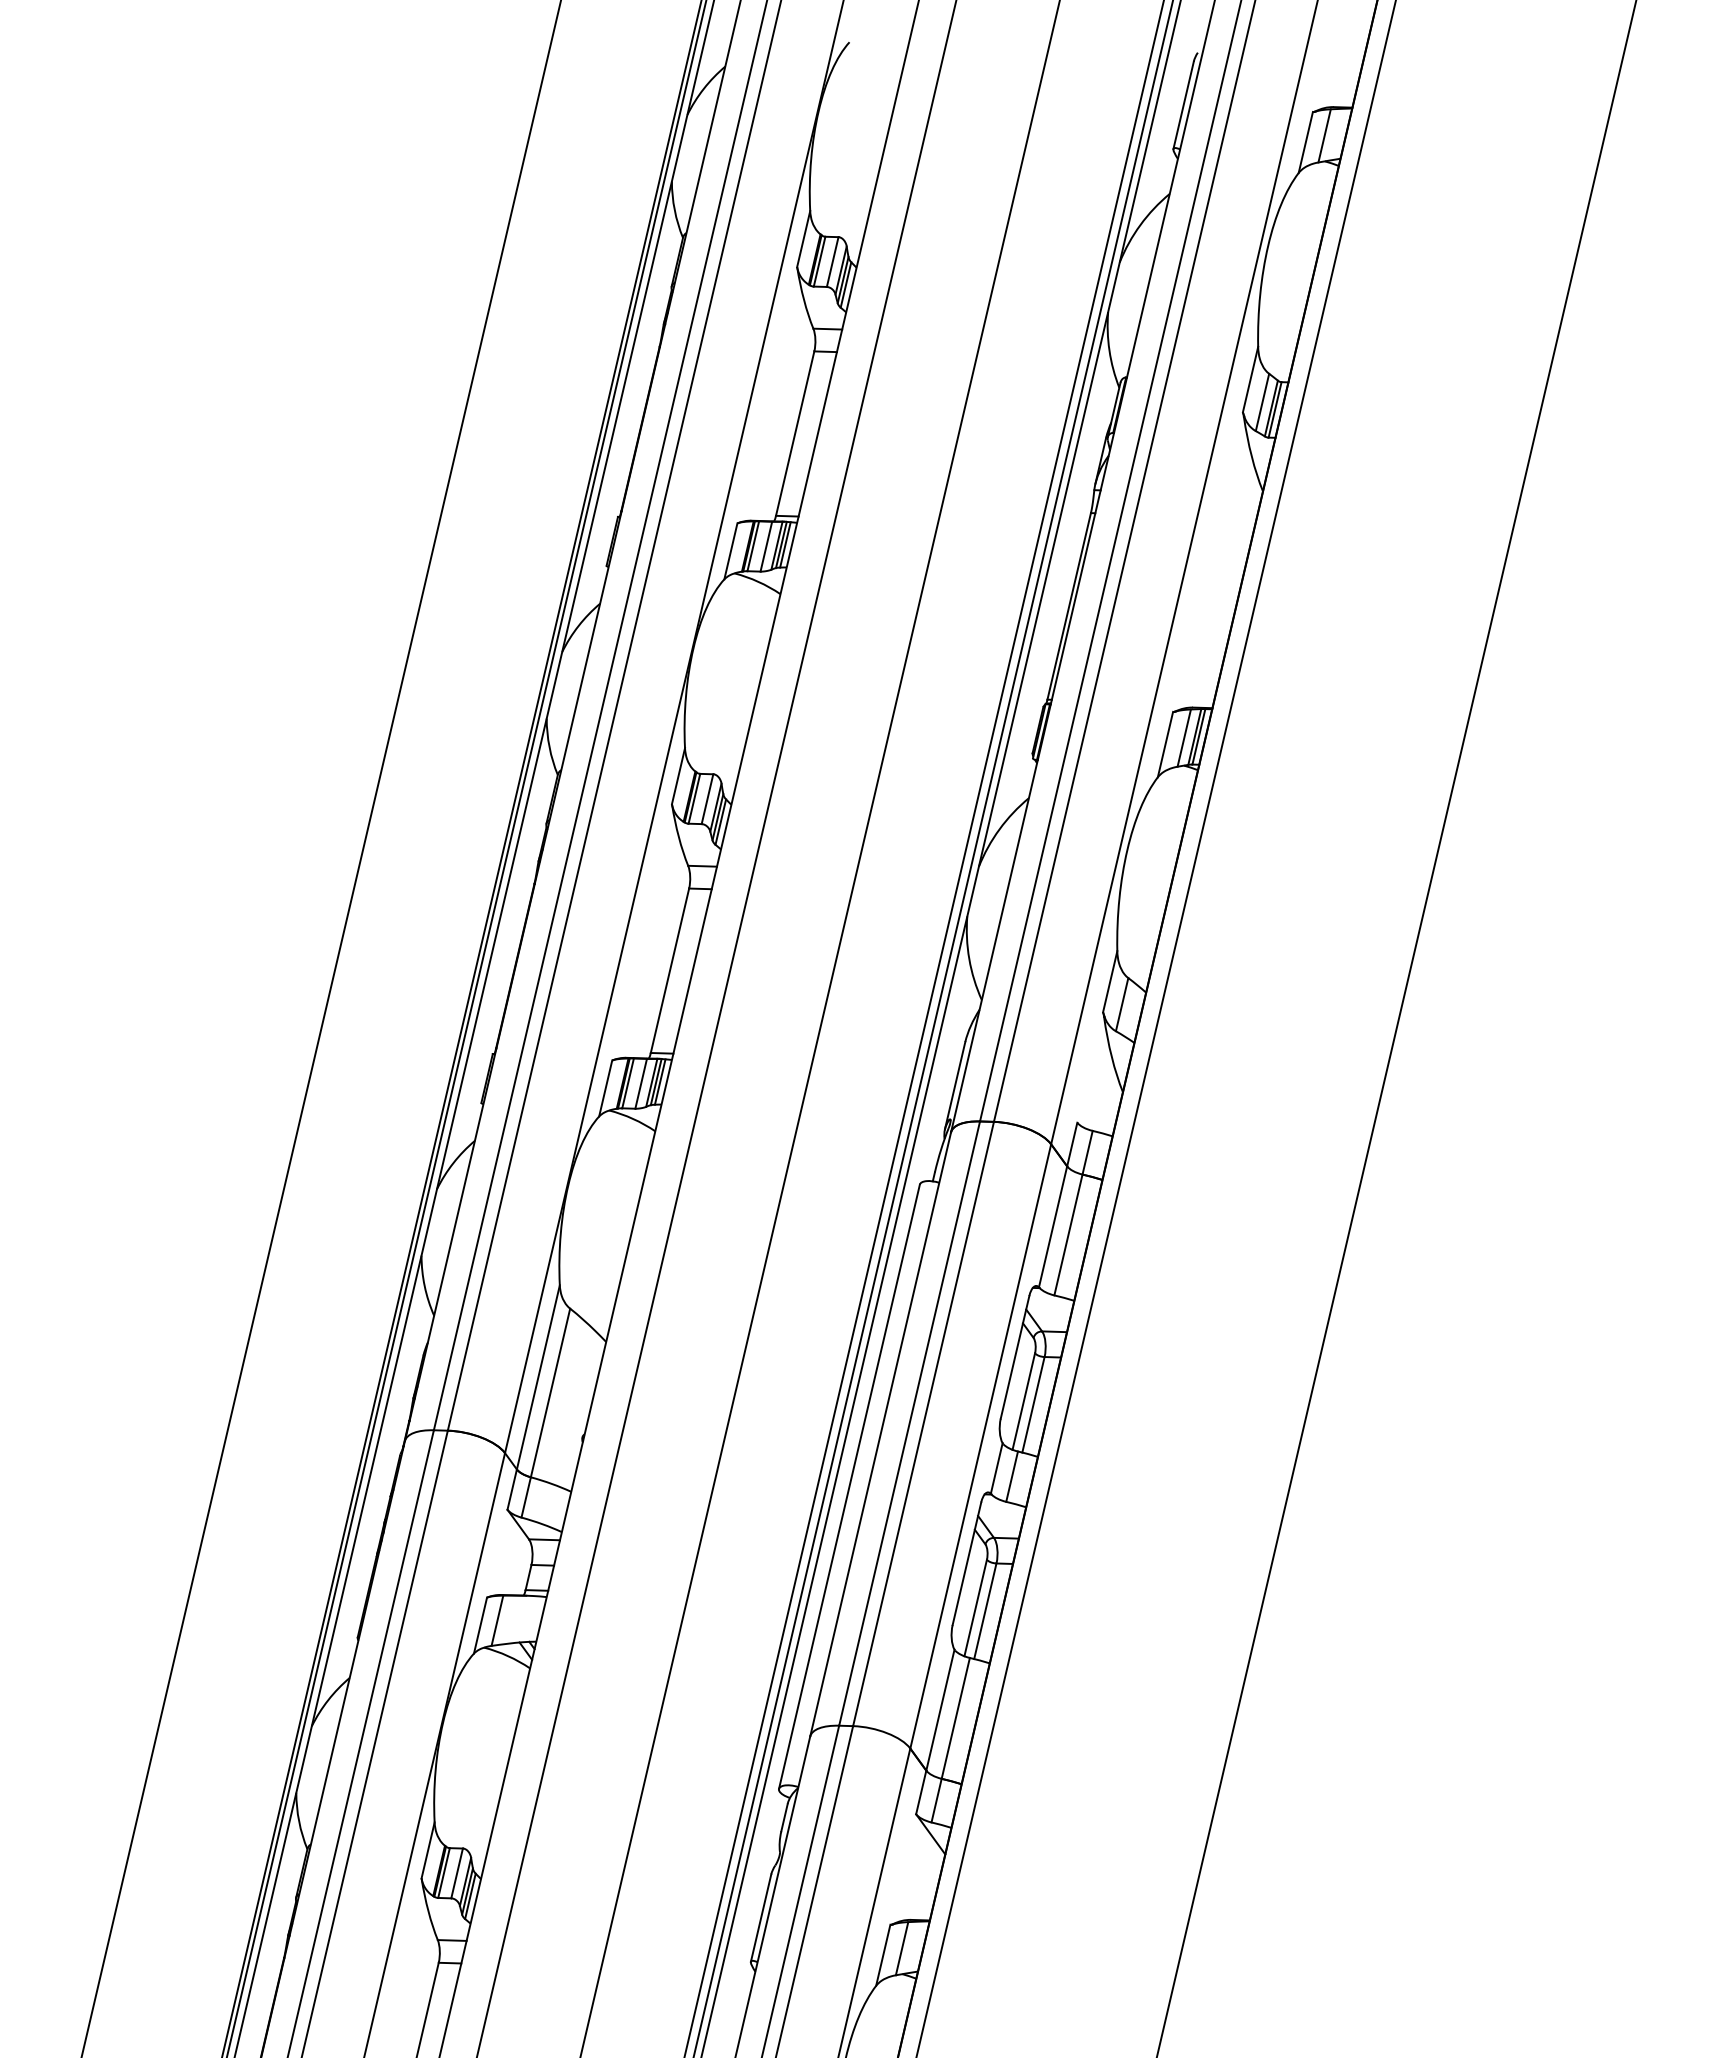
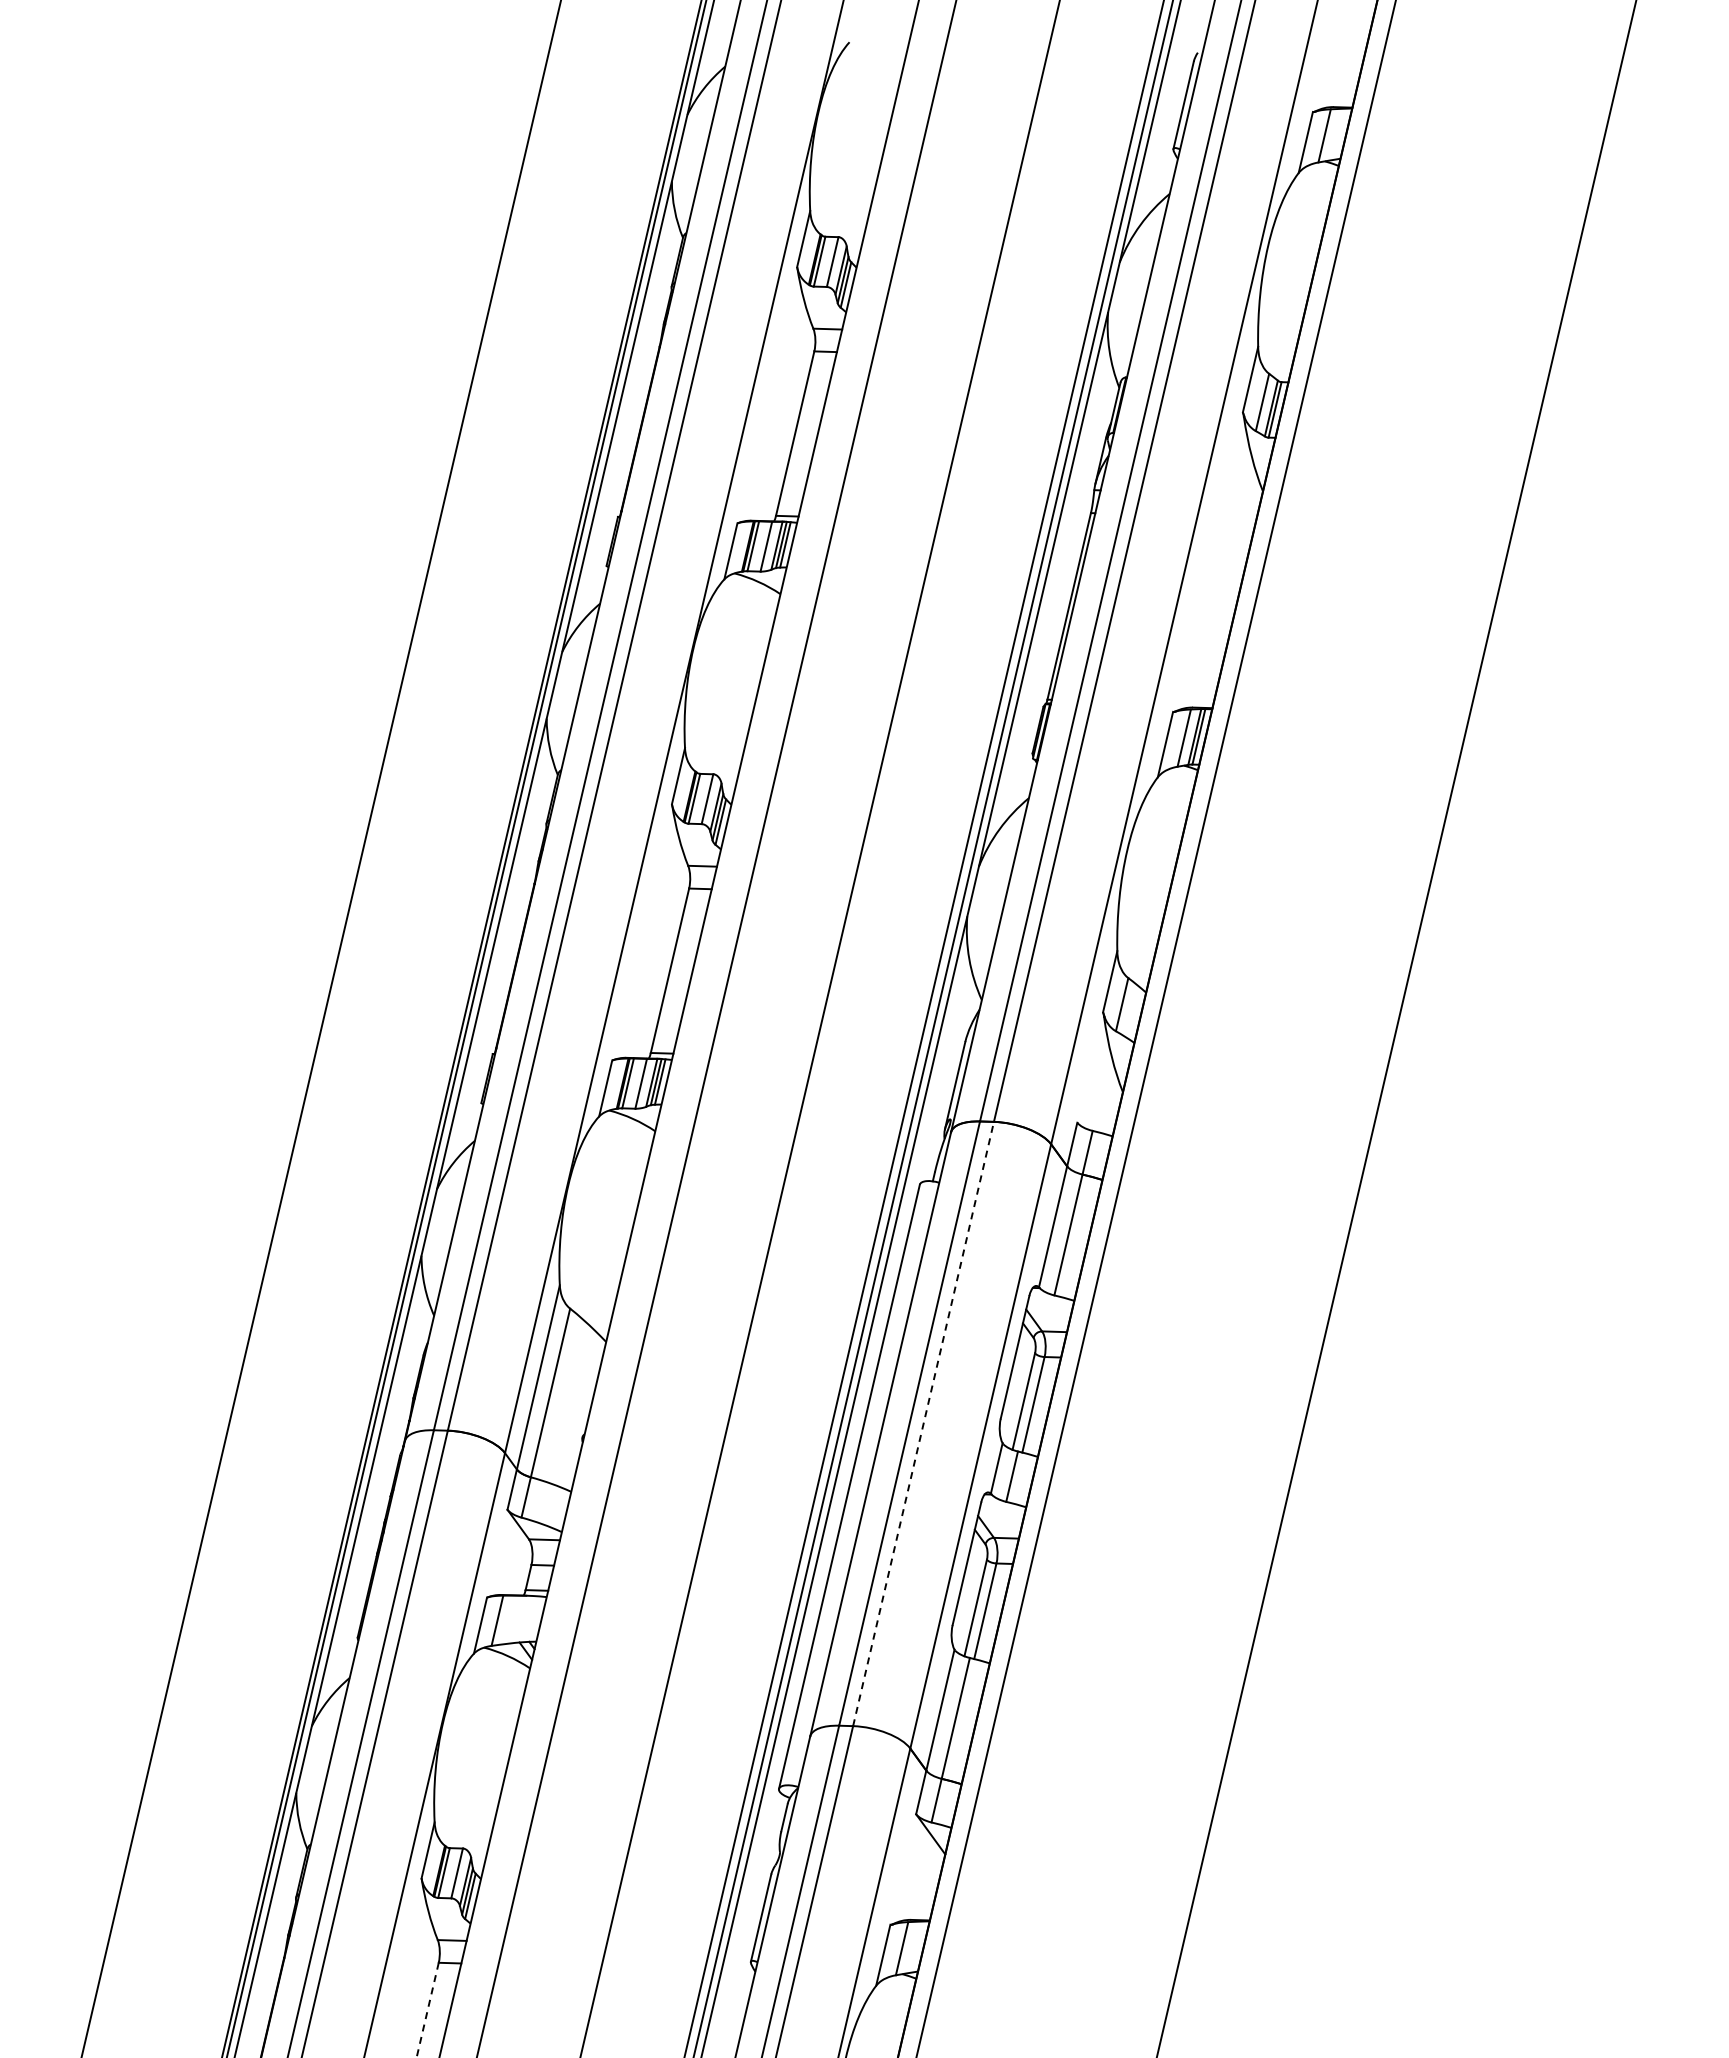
line: solid -> dashed (923, 1423)
line: solid -> dashed (427, 2010)
